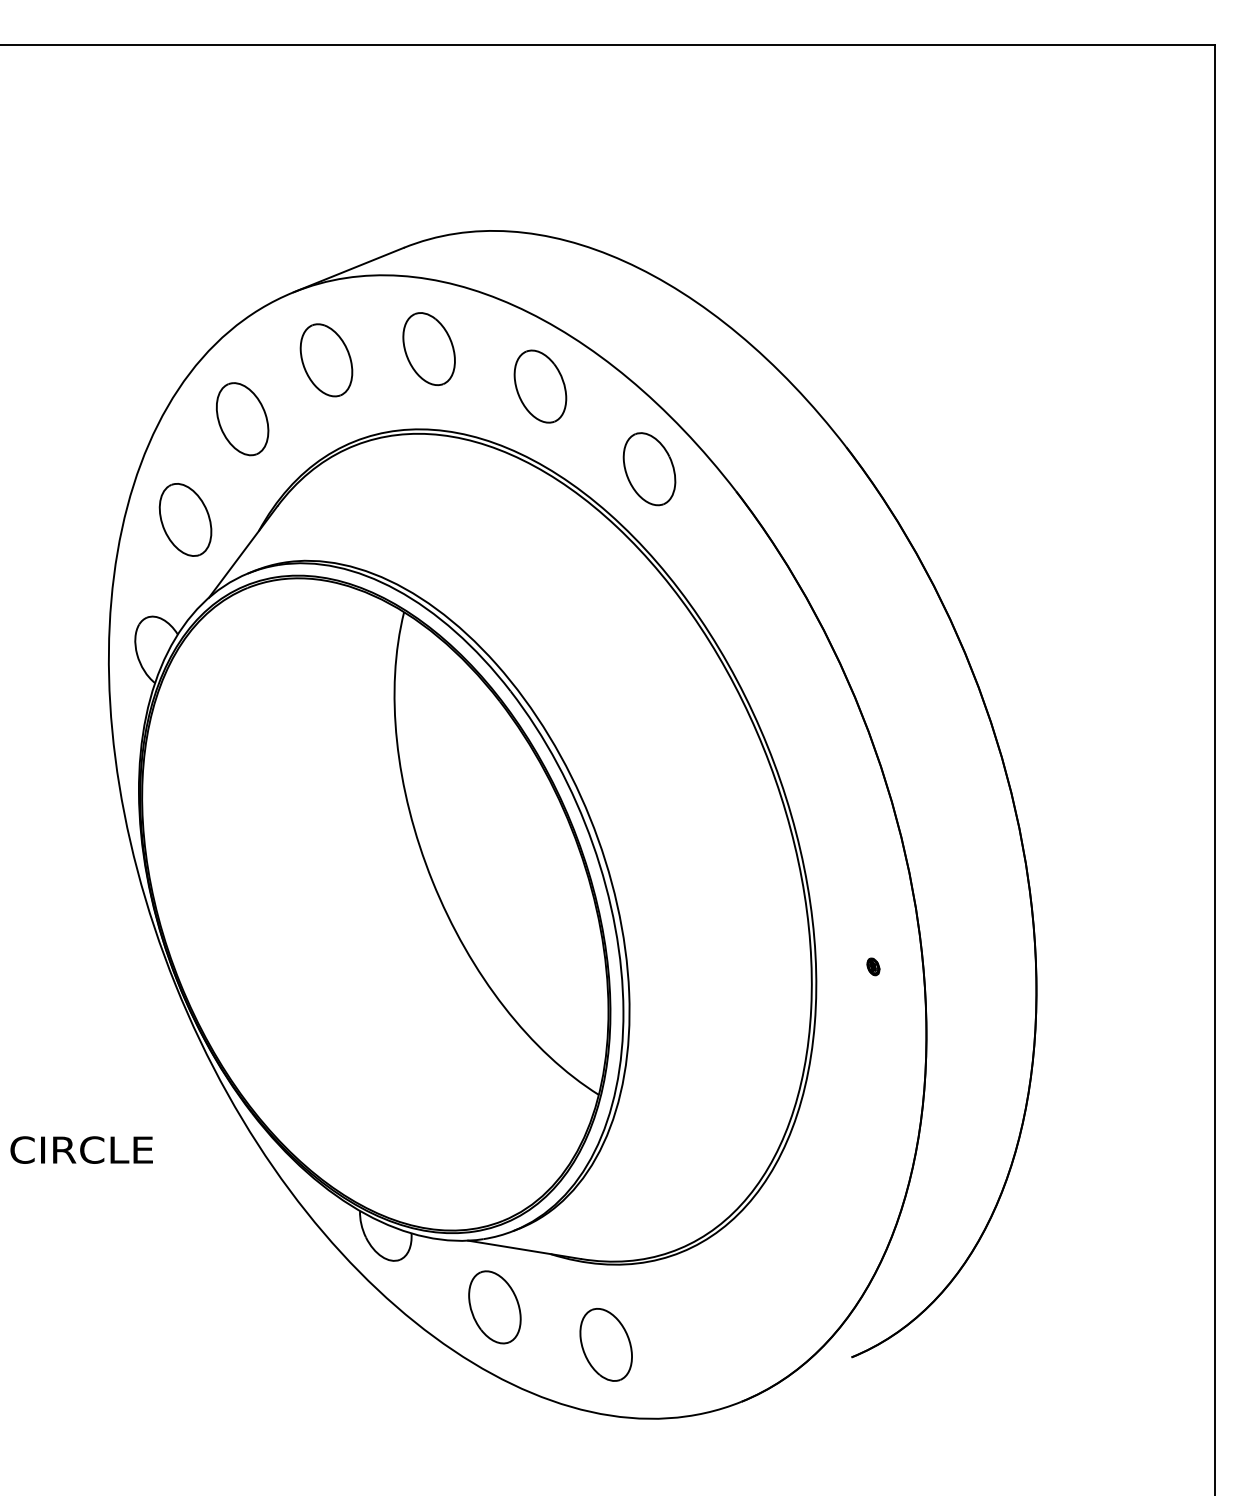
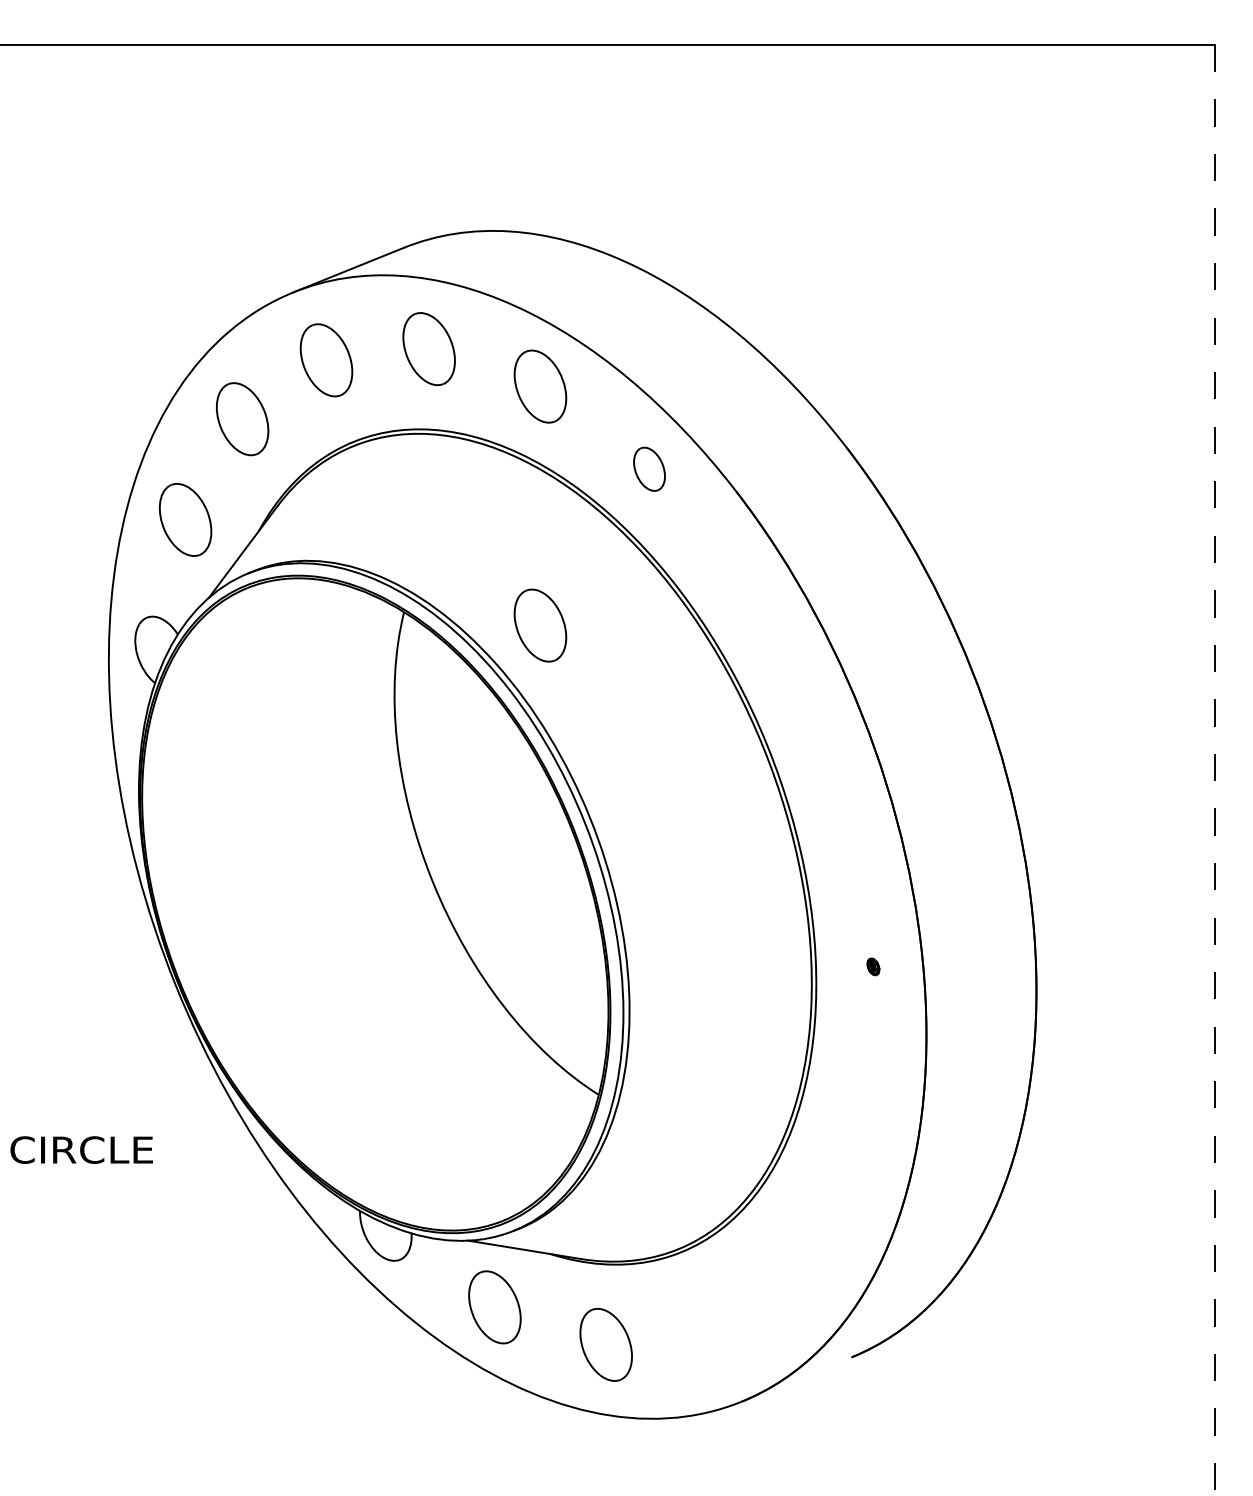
part size: 55x75 px -> 33x46 px (649, 468)
part: none -> present (540, 625)
line: solid -> dashed (1215, 770)
